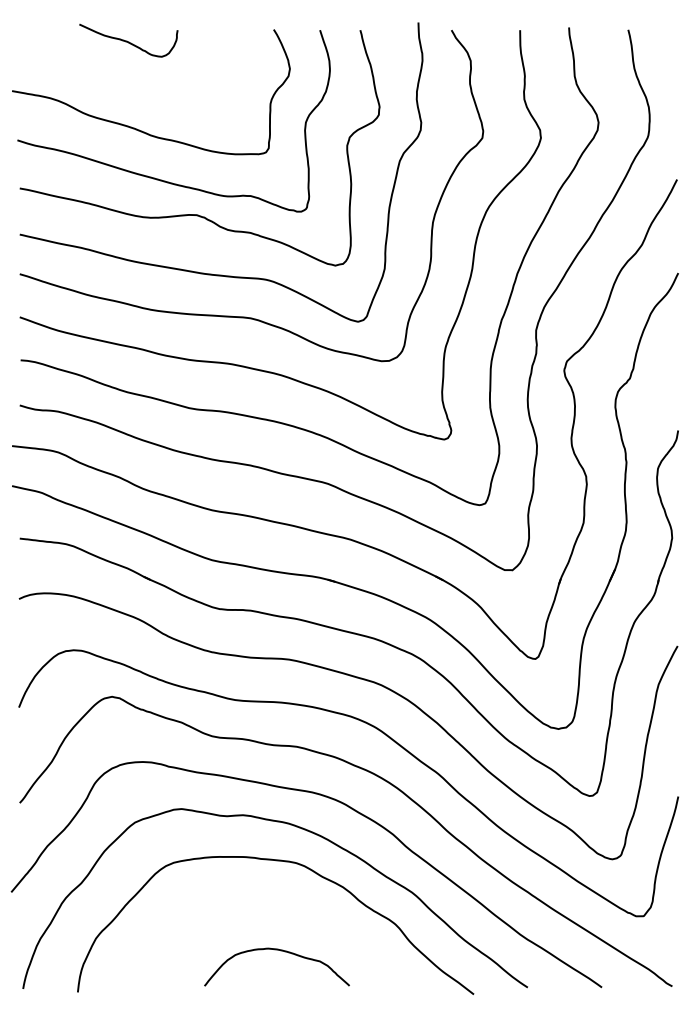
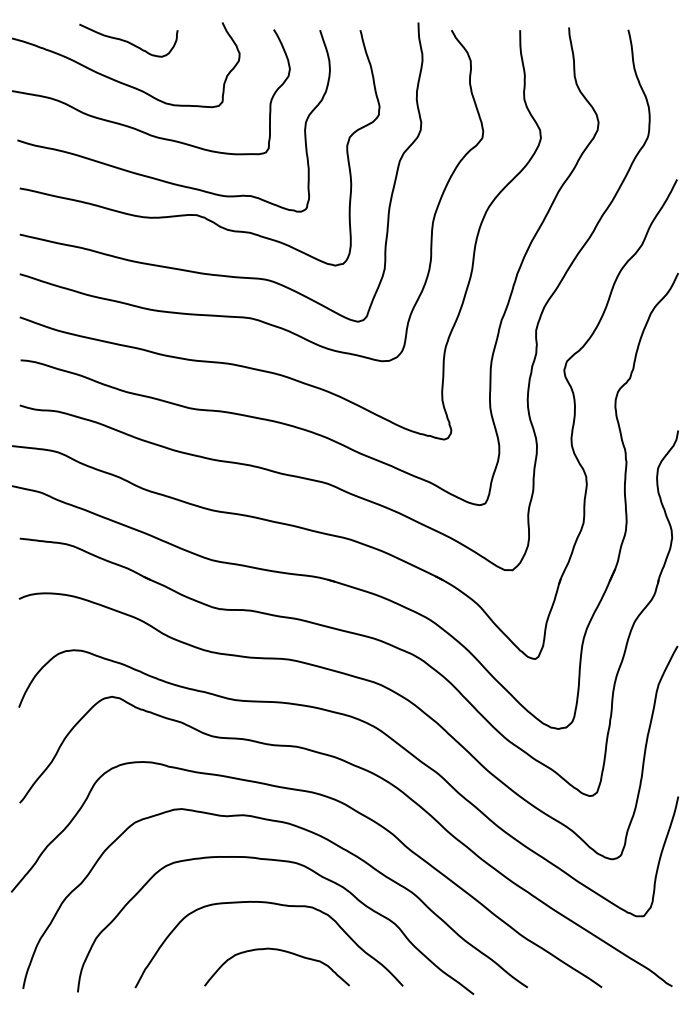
curve: none -> present (118, 80)
curve: none -> present (277, 905)
